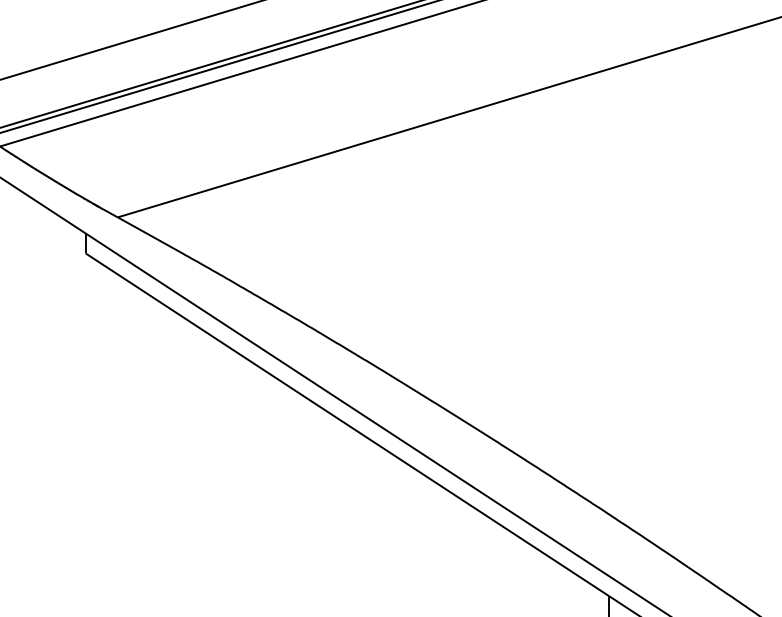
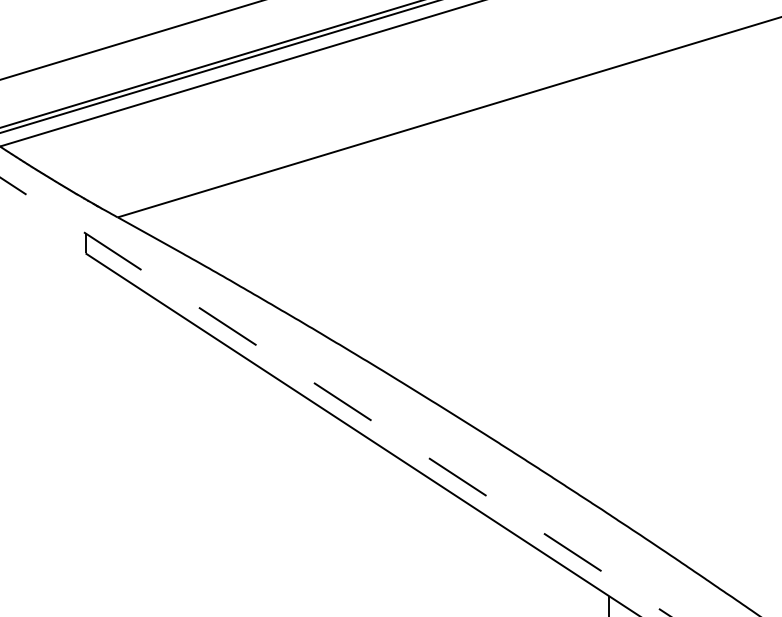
line: solid -> dashed (335, 397)
